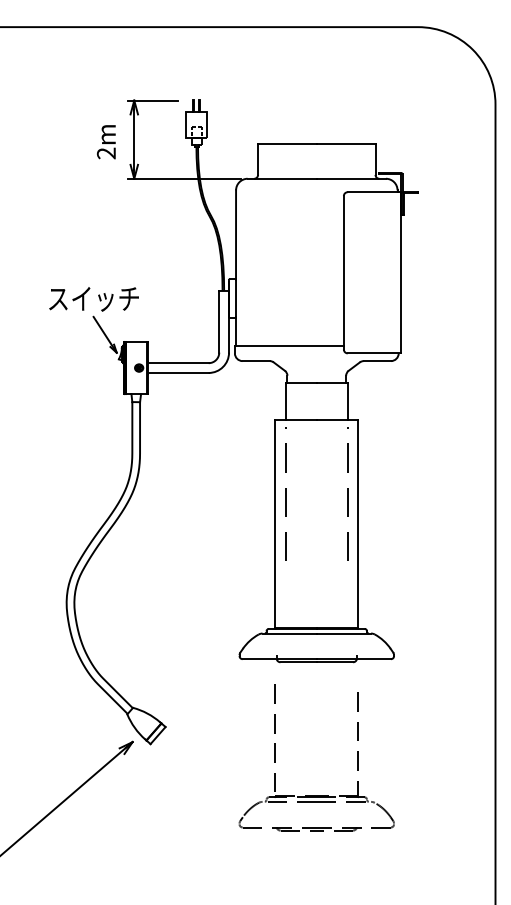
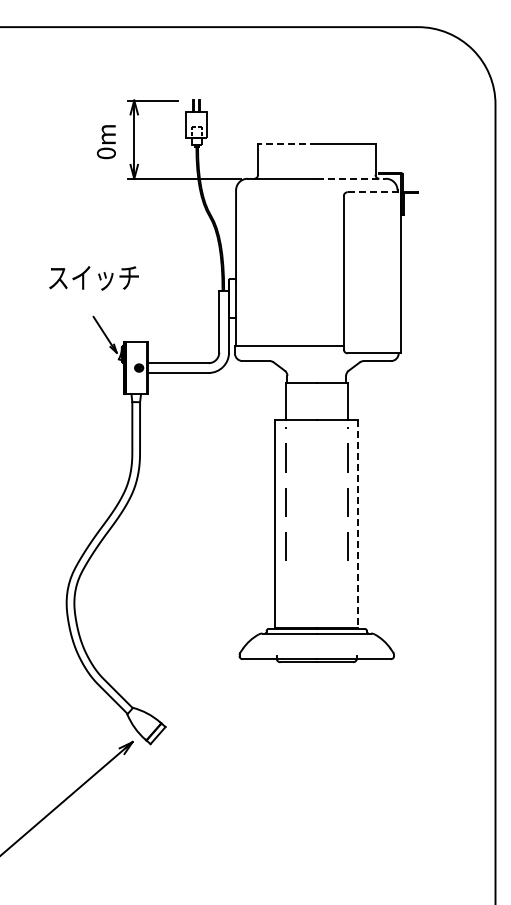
line: solid -> dashed (286, 144)
text: 2m -> 0m (106, 153)
line: solid -> dashed (351, 178)
line: solid -> dashed (374, 192)
text position: (93, 299) -> (93, 278) (93, 278)
line: solid -> dashed (358, 524)
part: present -> none (316, 795)
